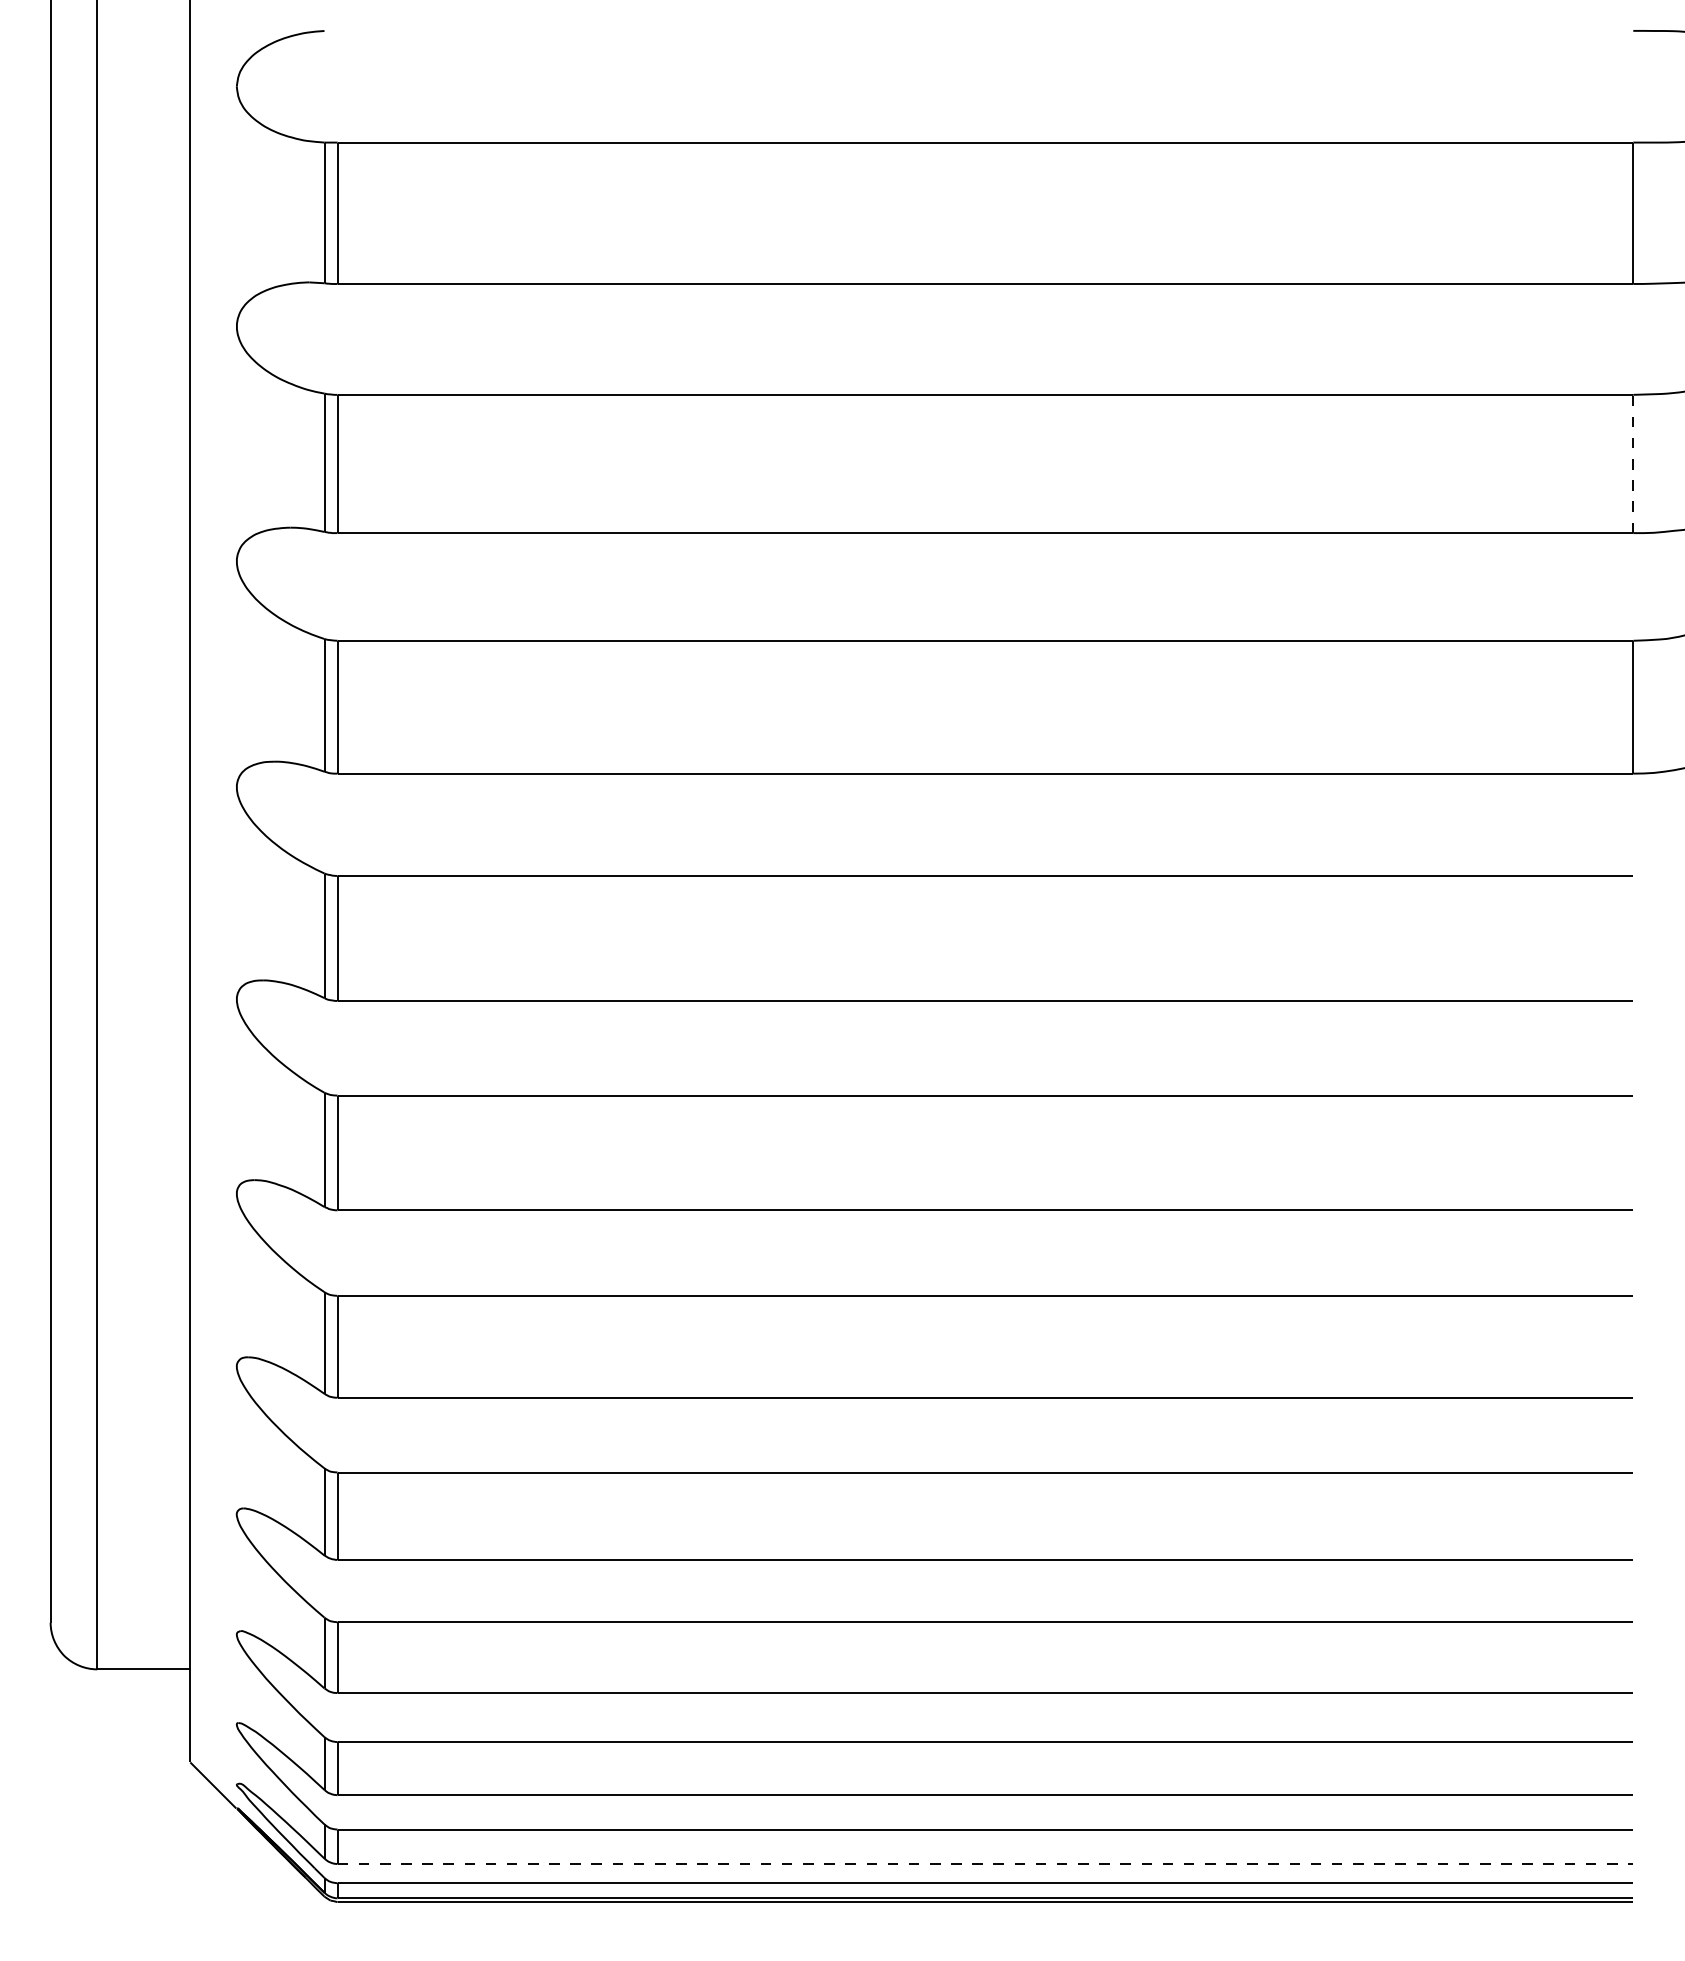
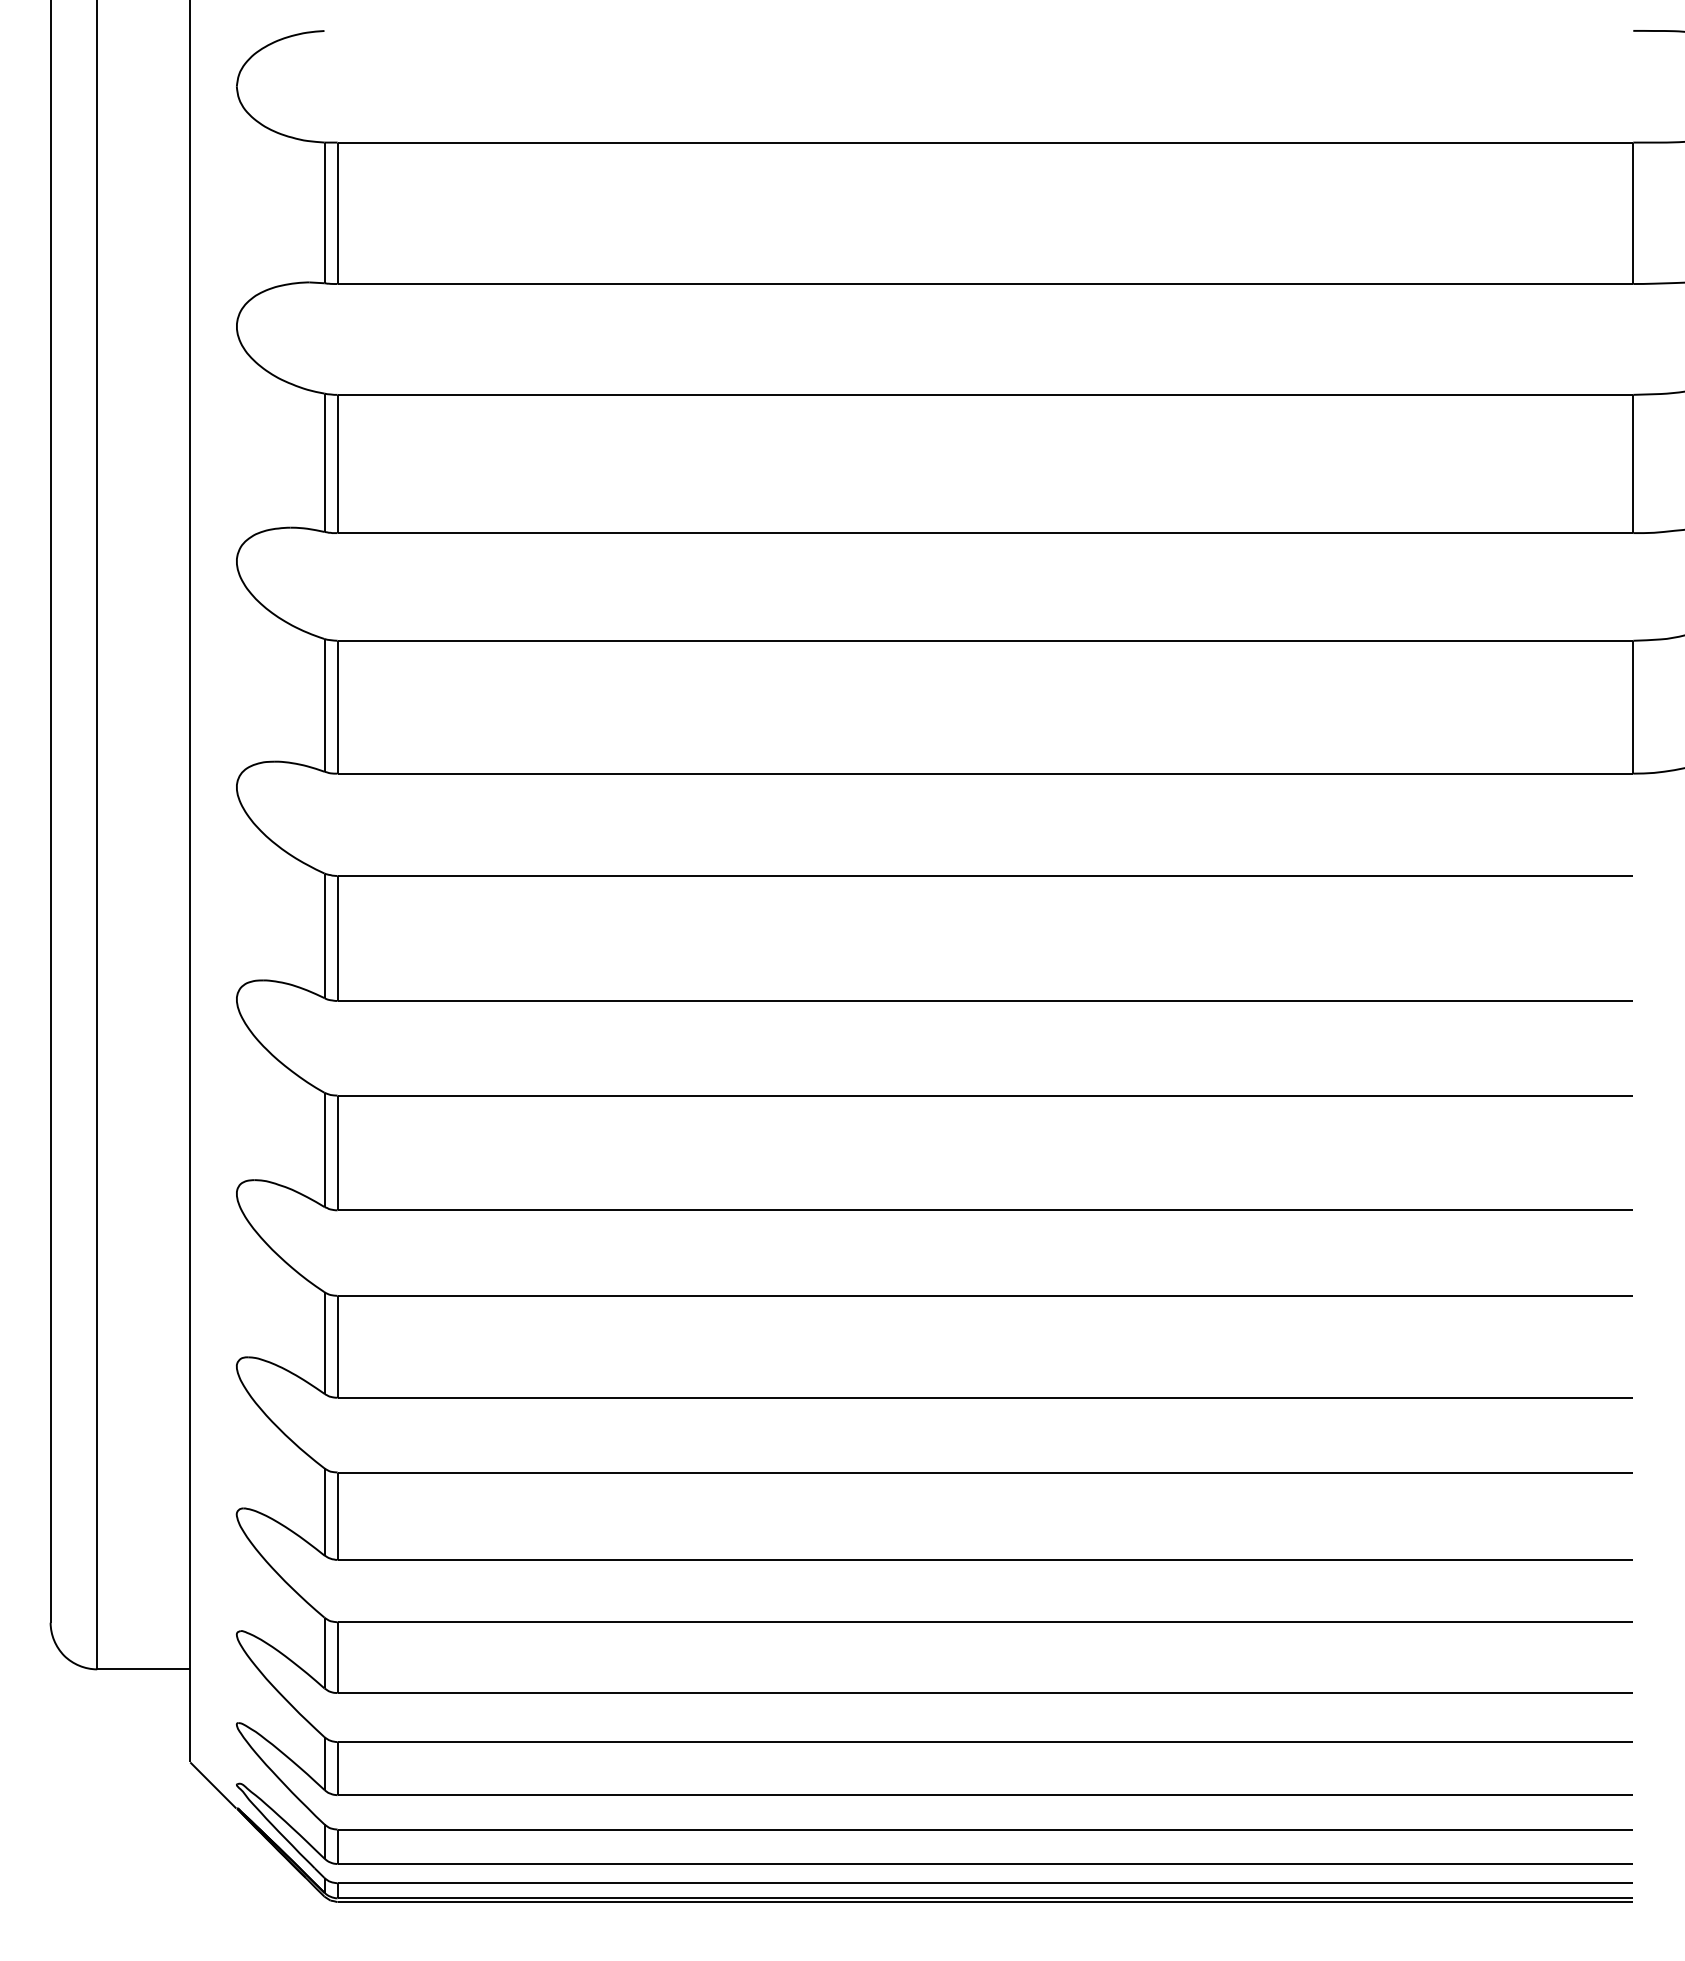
line: dashed -> solid (1633, 463)
line: dashed -> solid (985, 1864)
